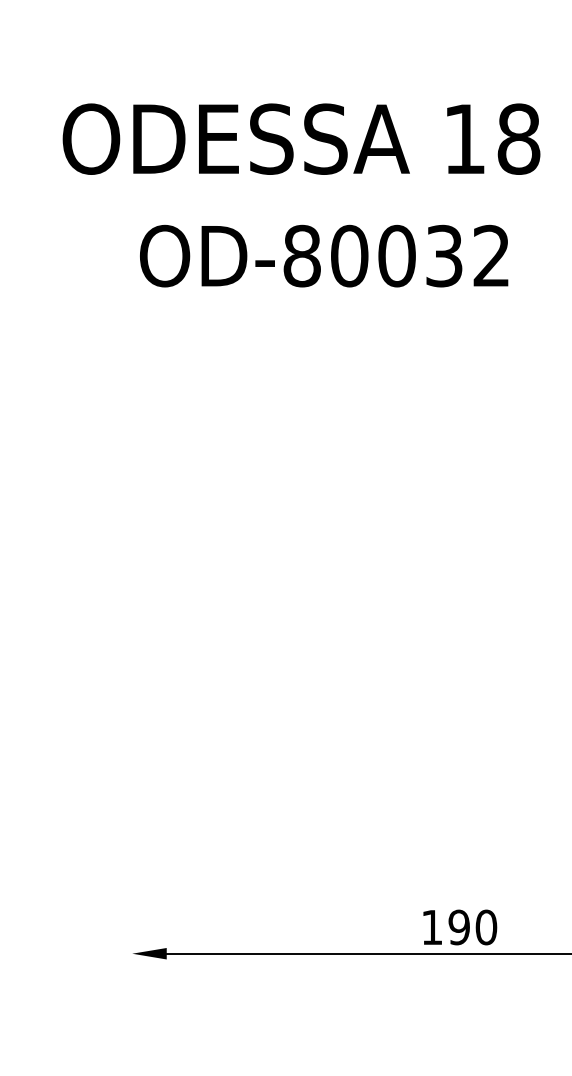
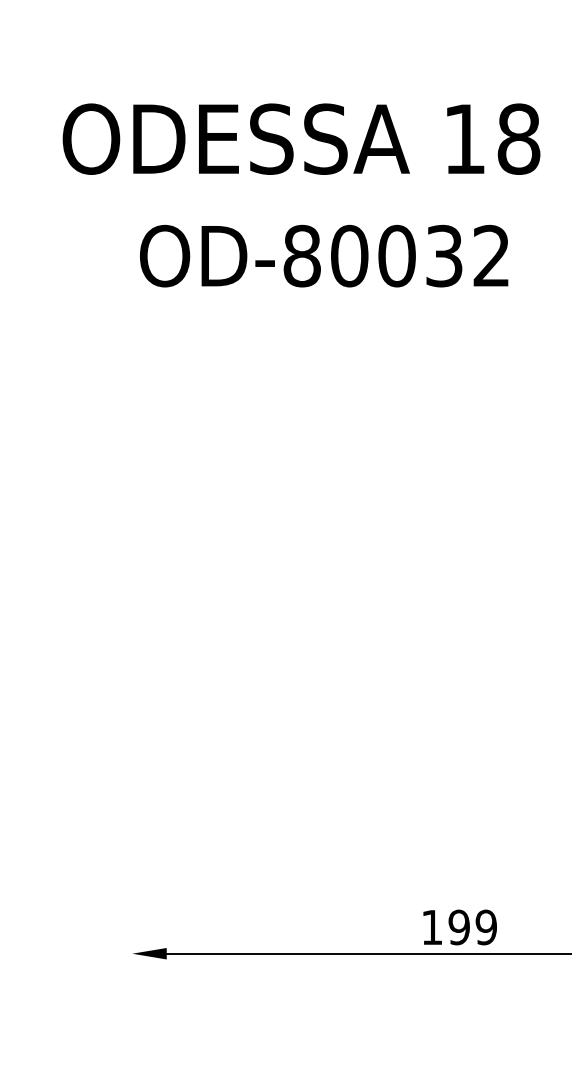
text: 190 -> 199 (486, 927)
